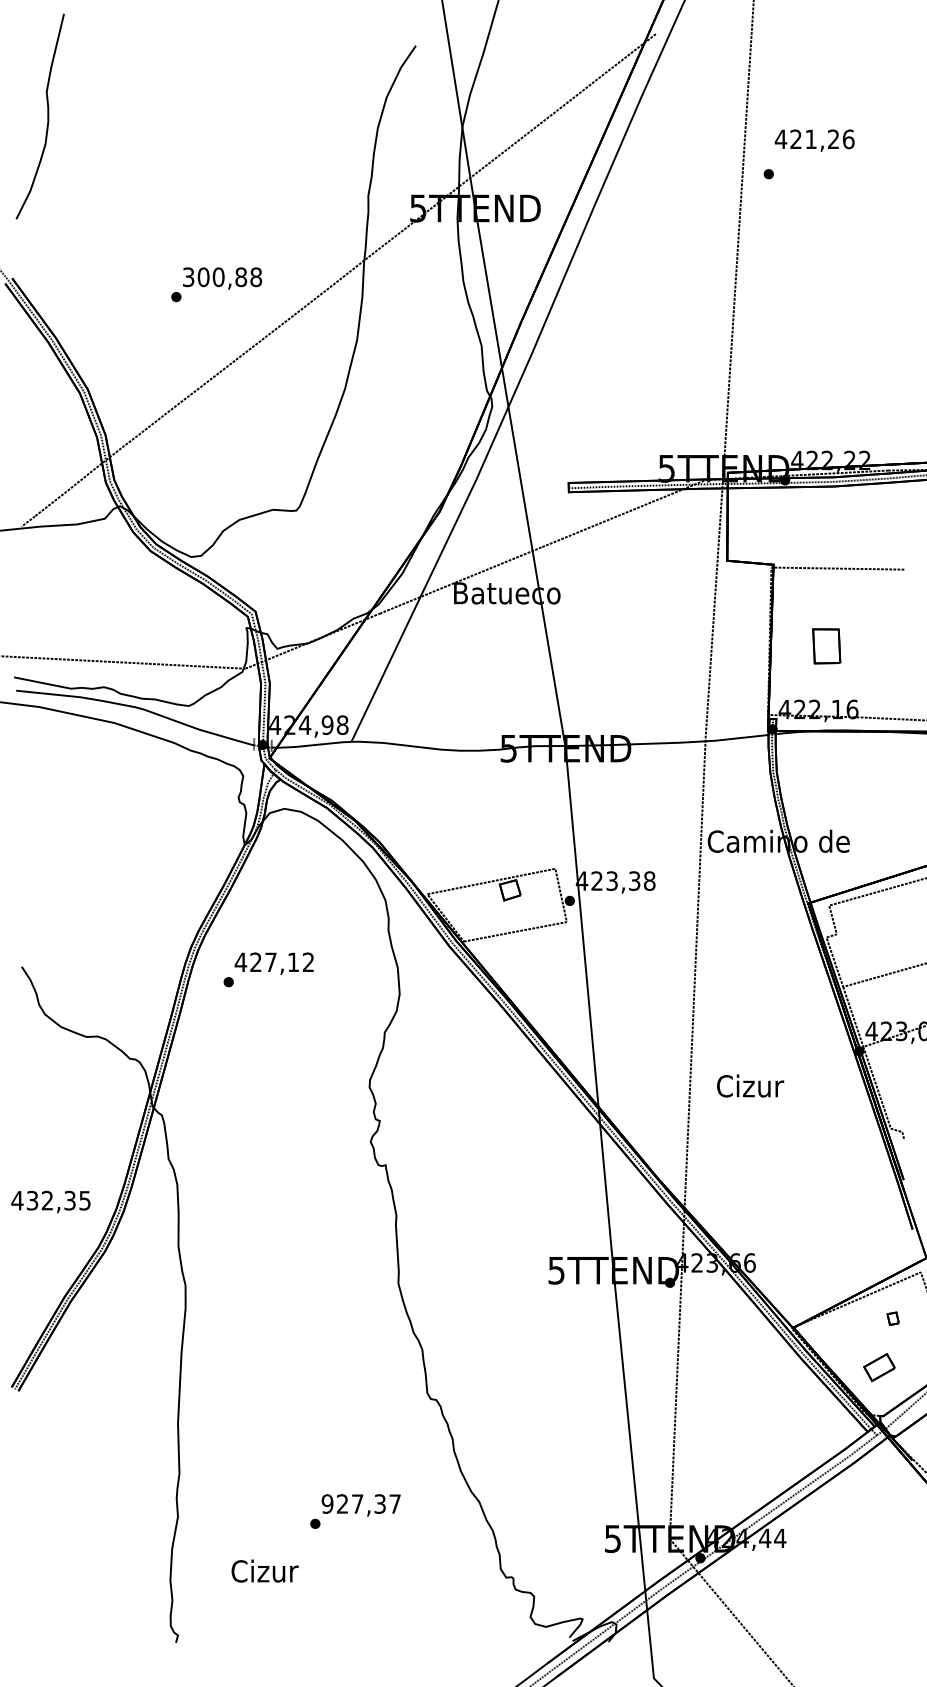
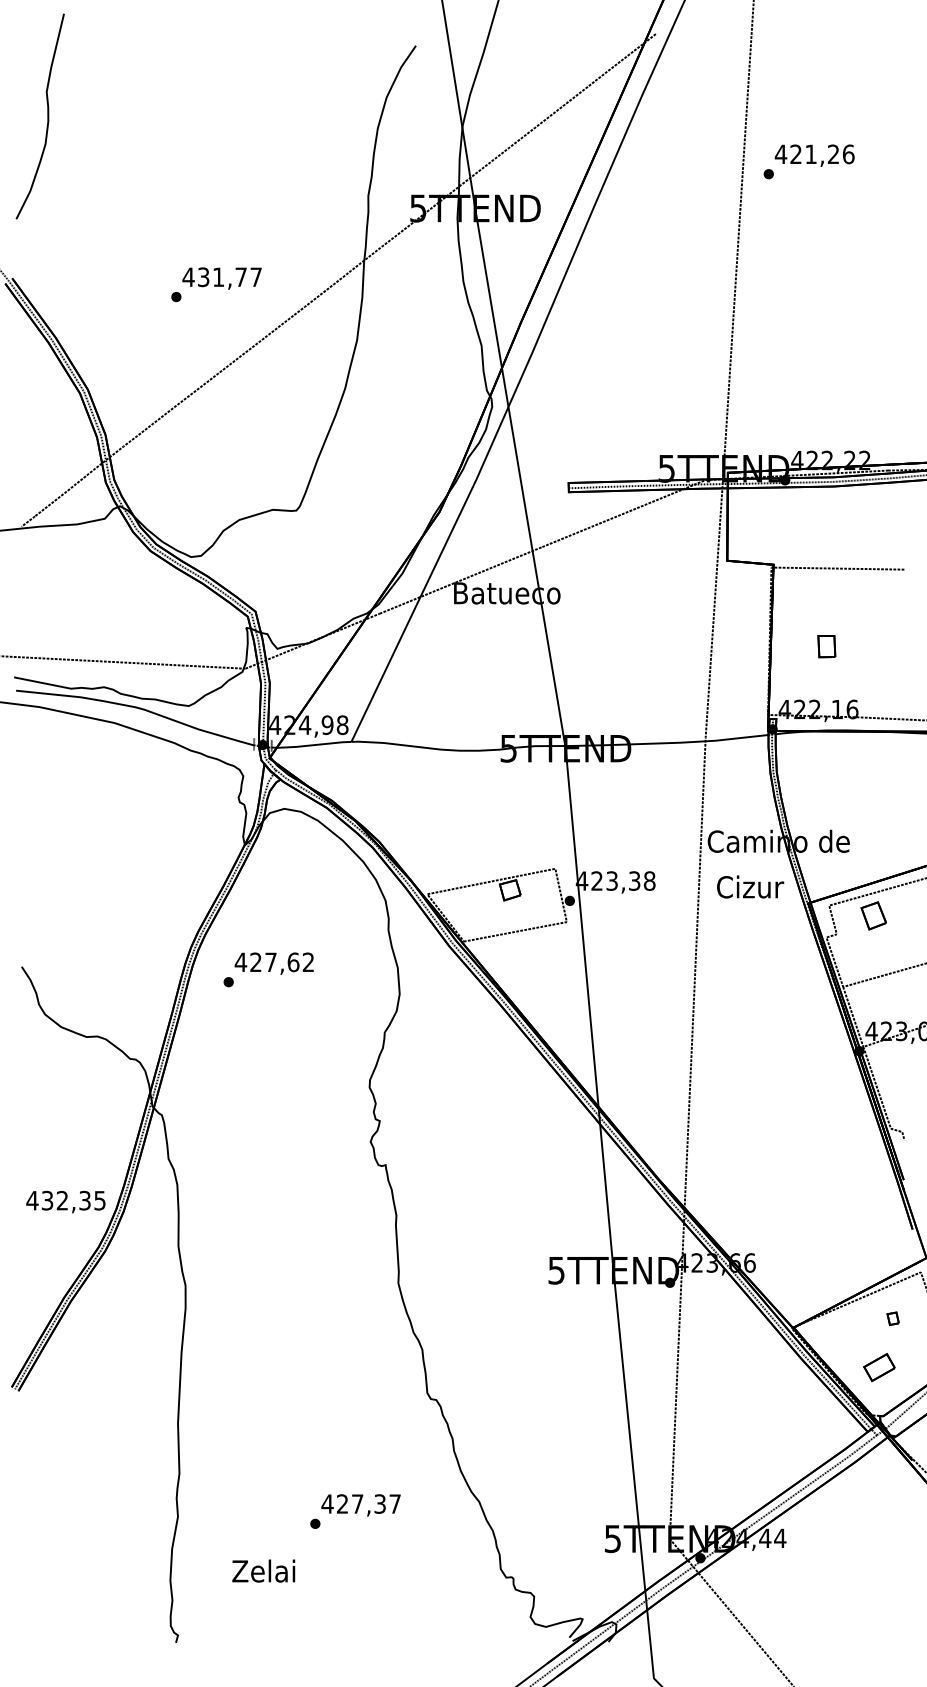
text position: (814, 140) -> (814, 155) (814, 155)
text: 300,88 -> 431,77 (222, 277)
part size: 30x37 px -> 20x24 px (826, 646)
part: none -> present (873, 915)
text: 427,12 -> 427,62 (293, 962)
text position: (750, 1085) -> (750, 886) (750, 886)
text position: (50, 1201) -> (65, 1201) (65, 1201)
text: 927,37 -> 427,37 (327, 1503)
text: Cizur -> Zelai (264, 1570)
